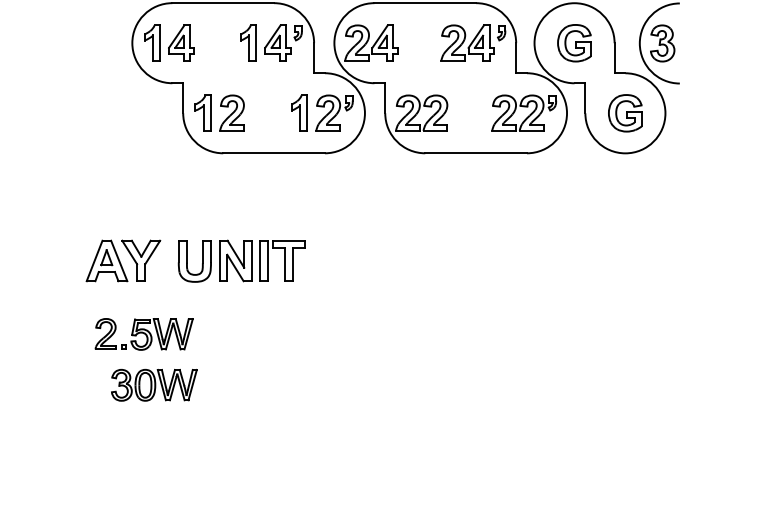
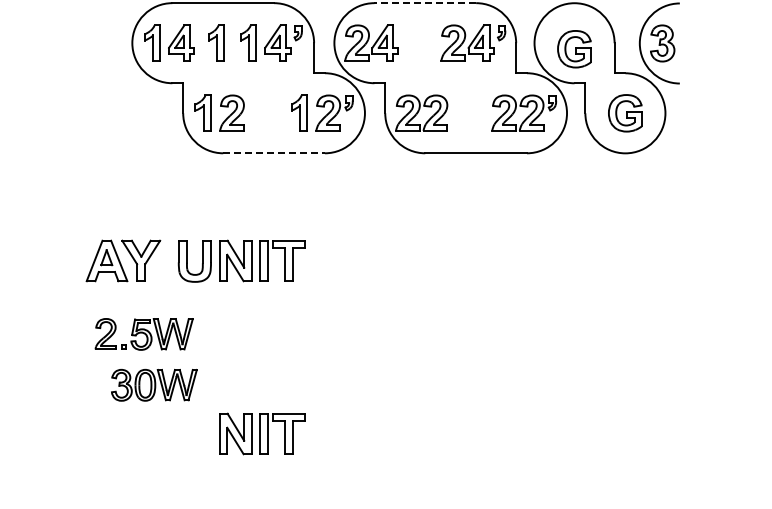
line: solid -> dashed (425, 3)
part: none -> present (216, 42)
part position: (574, 43) -> (574, 49) (574, 49)
line: solid -> dashed (274, 153)
part: none -> present (262, 433)
